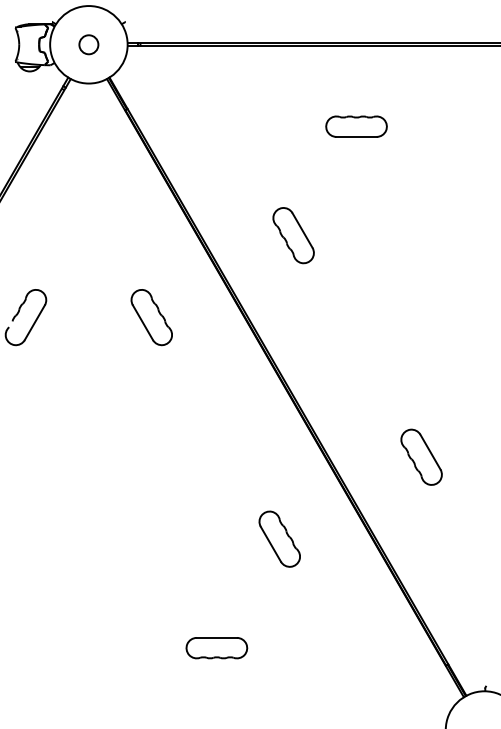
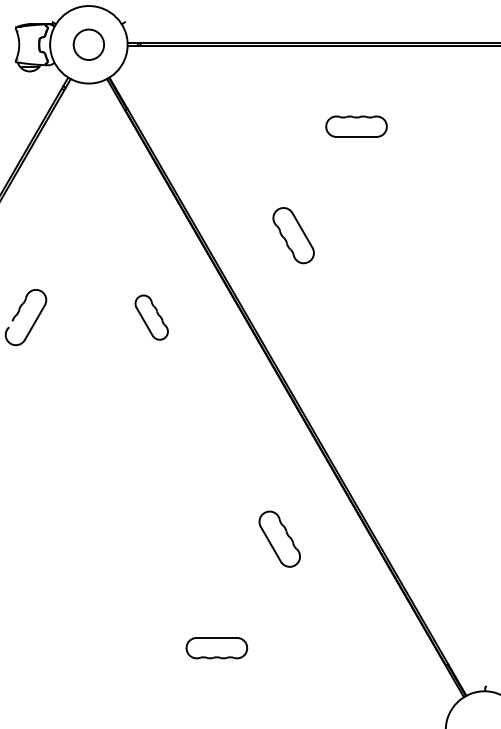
circle diameter: 19 px -> 30 px (88, 44)
part size: 43x58 px -> 35x47 px (151, 317)
part: present -> none (421, 456)
